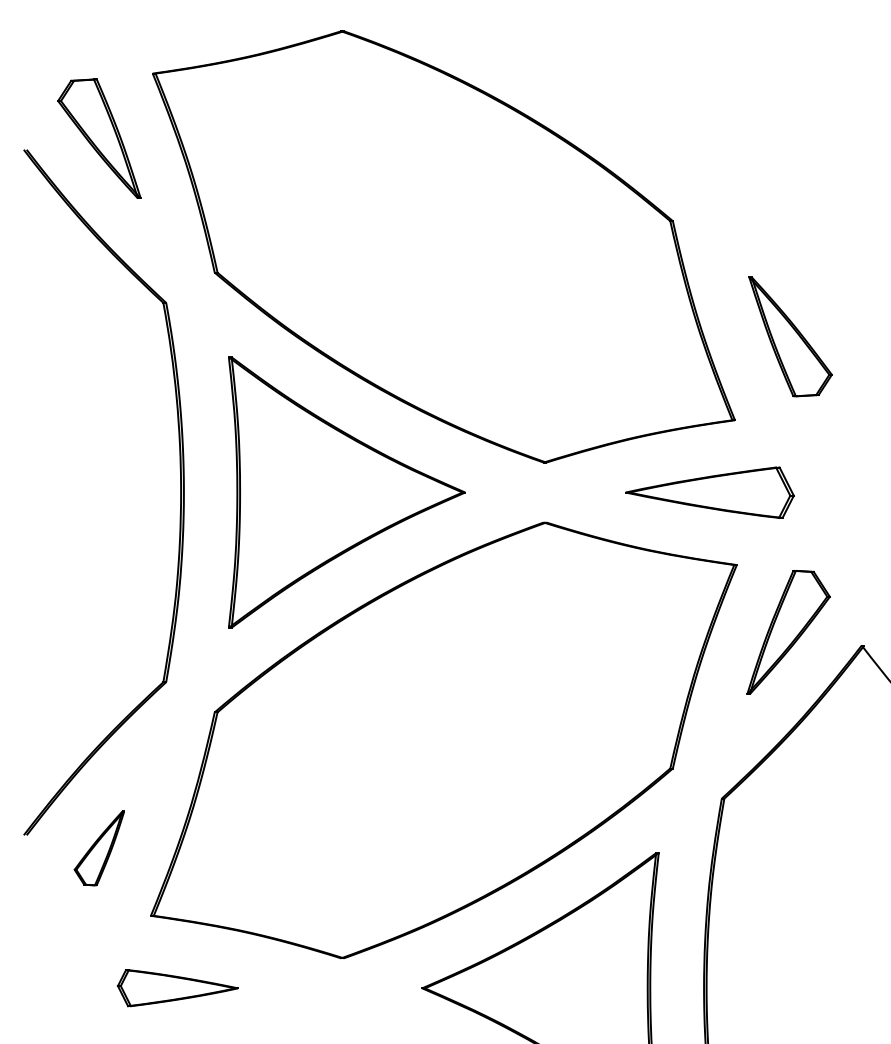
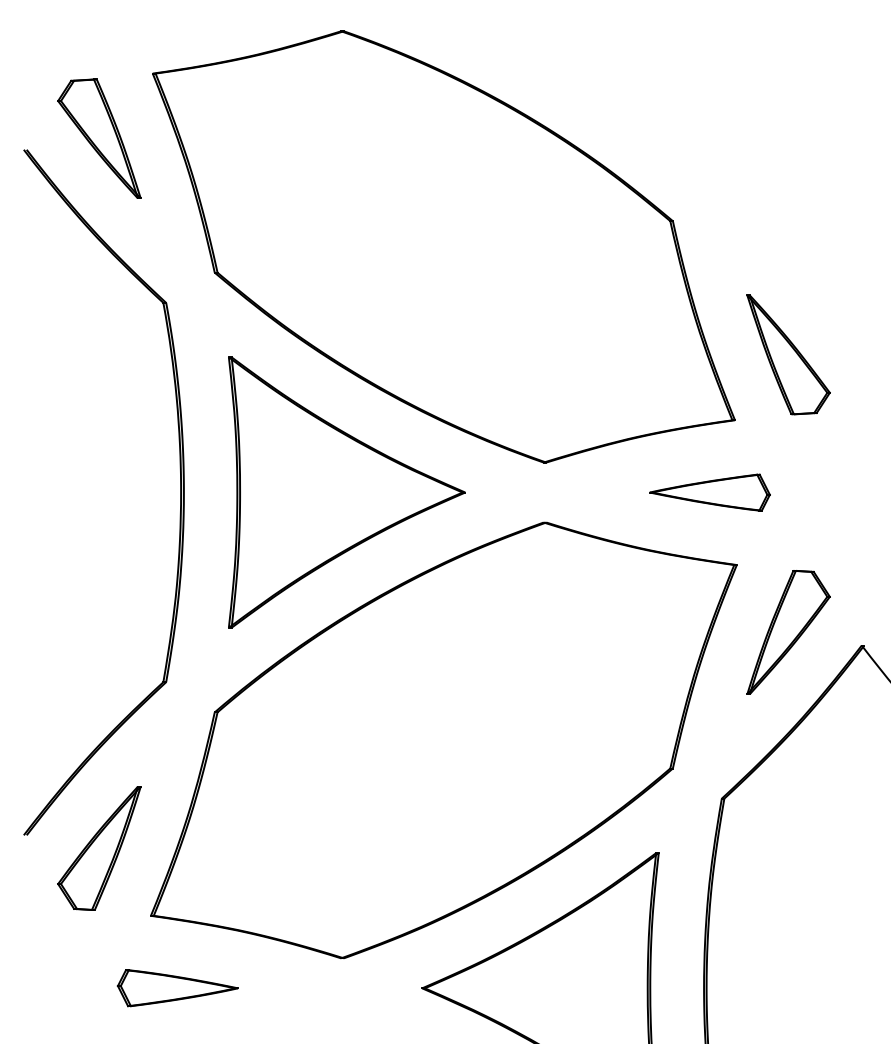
part position: (790, 336) -> (788, 354) (788, 354)
part size: 170x53 px -> 122x39 px (709, 492)
part size: 52x77 px -> 85x125 px (99, 848)
